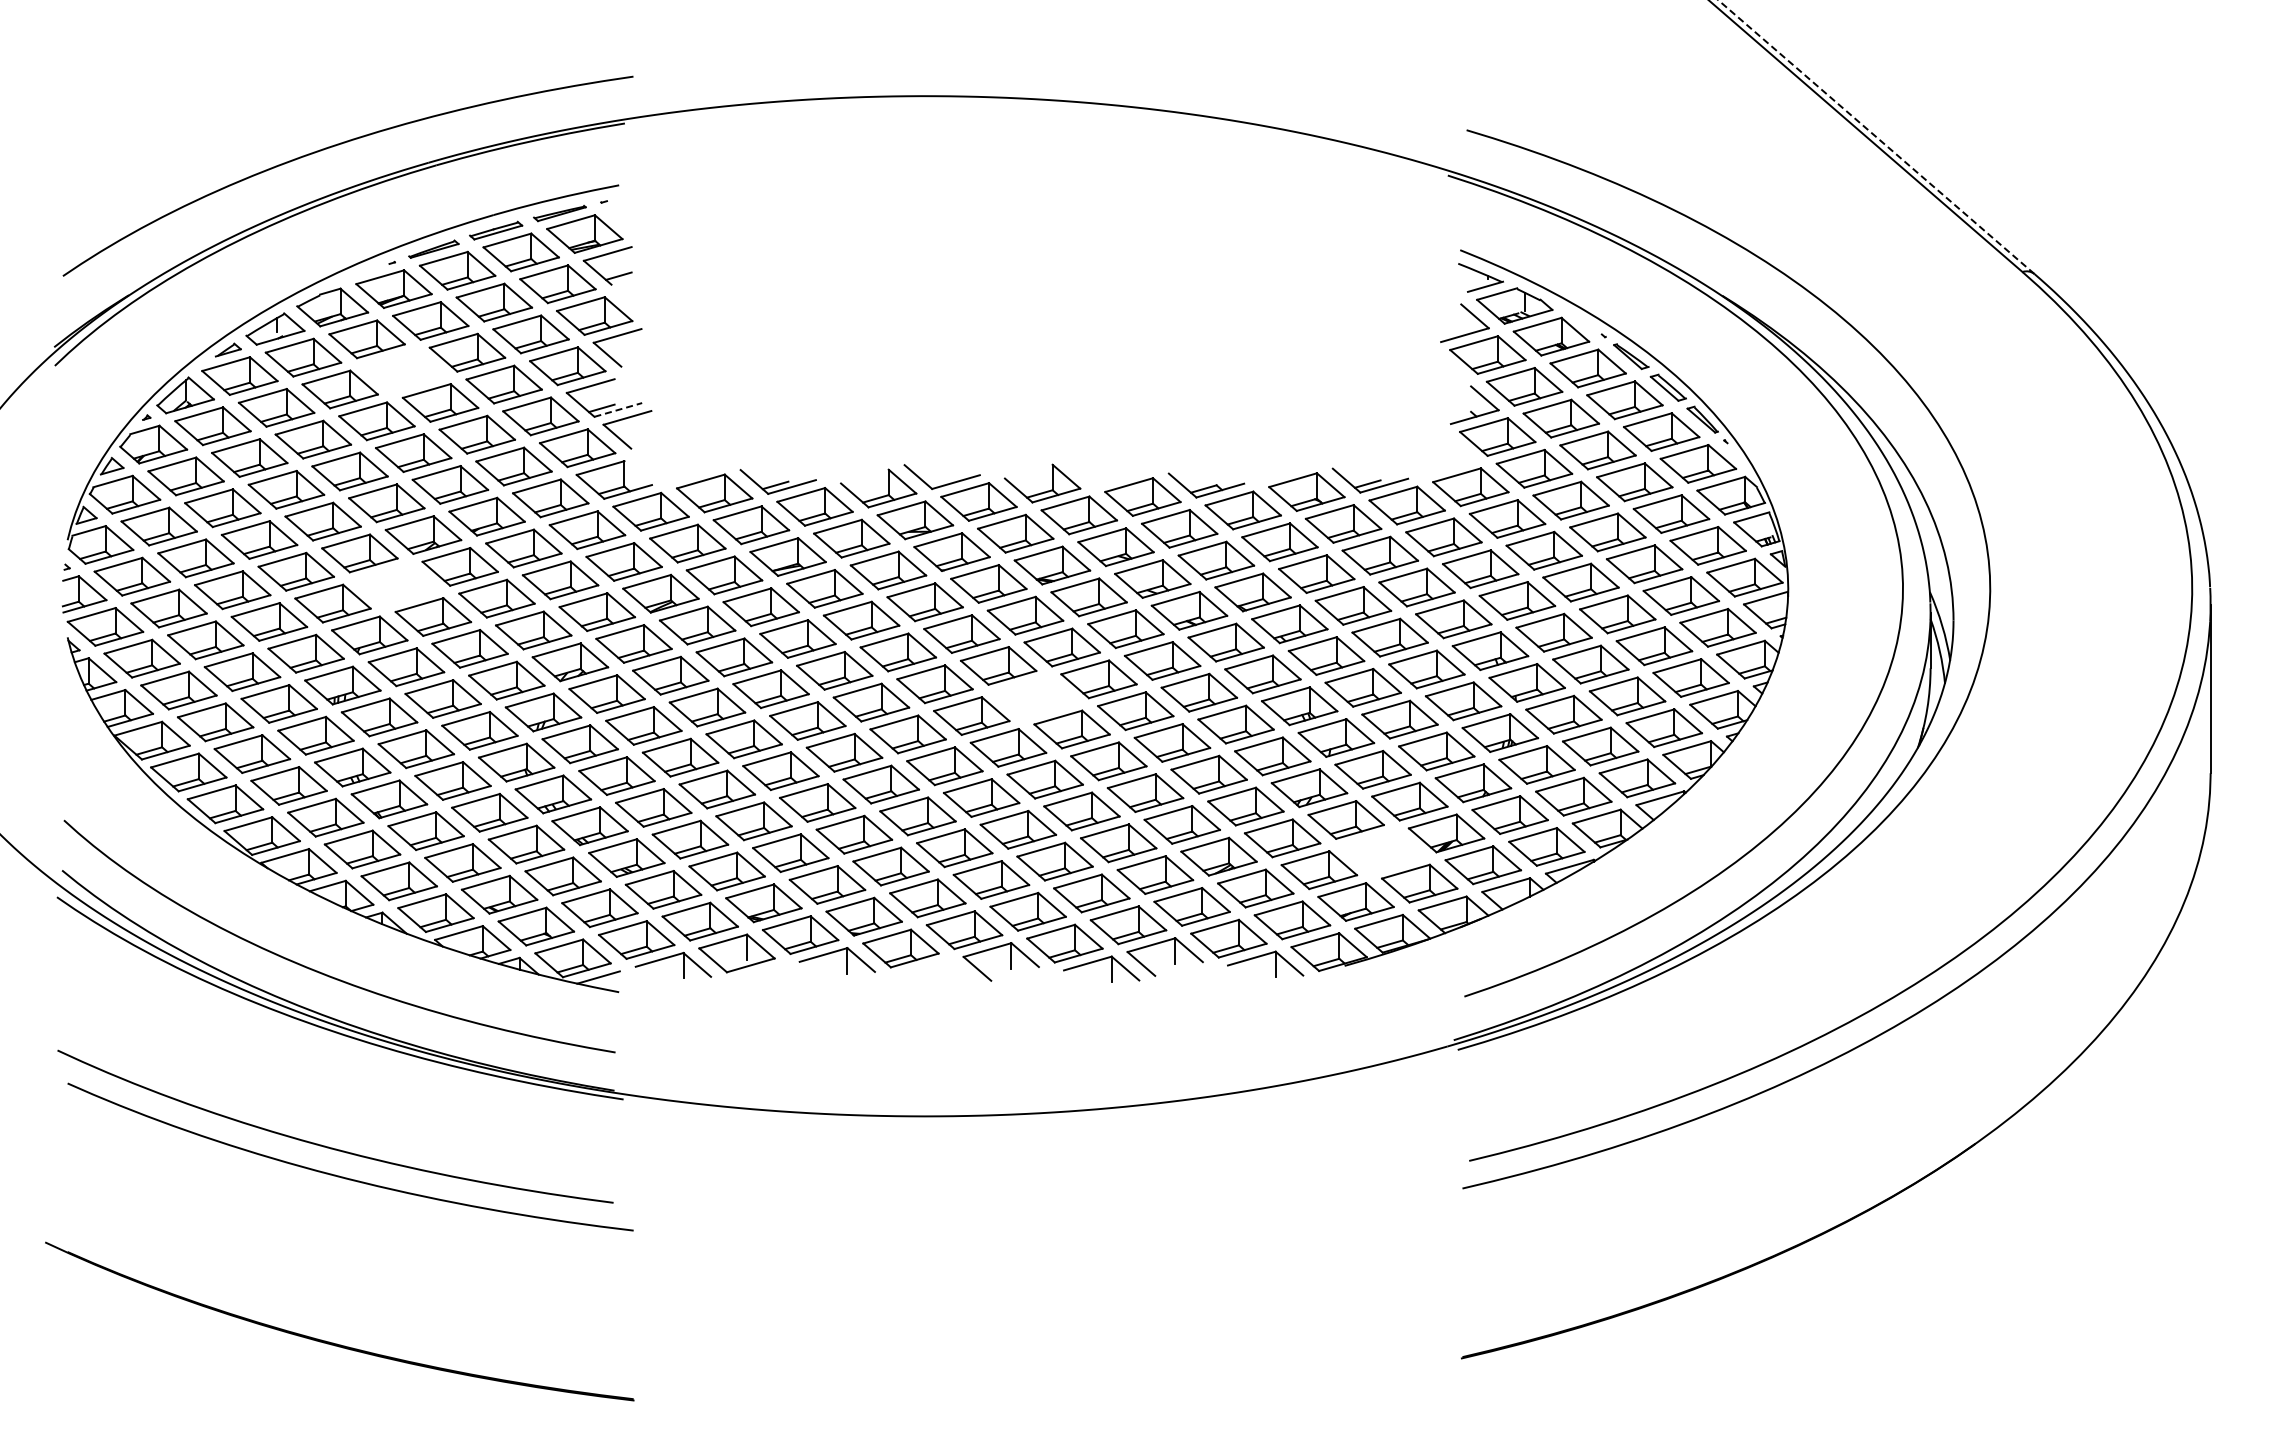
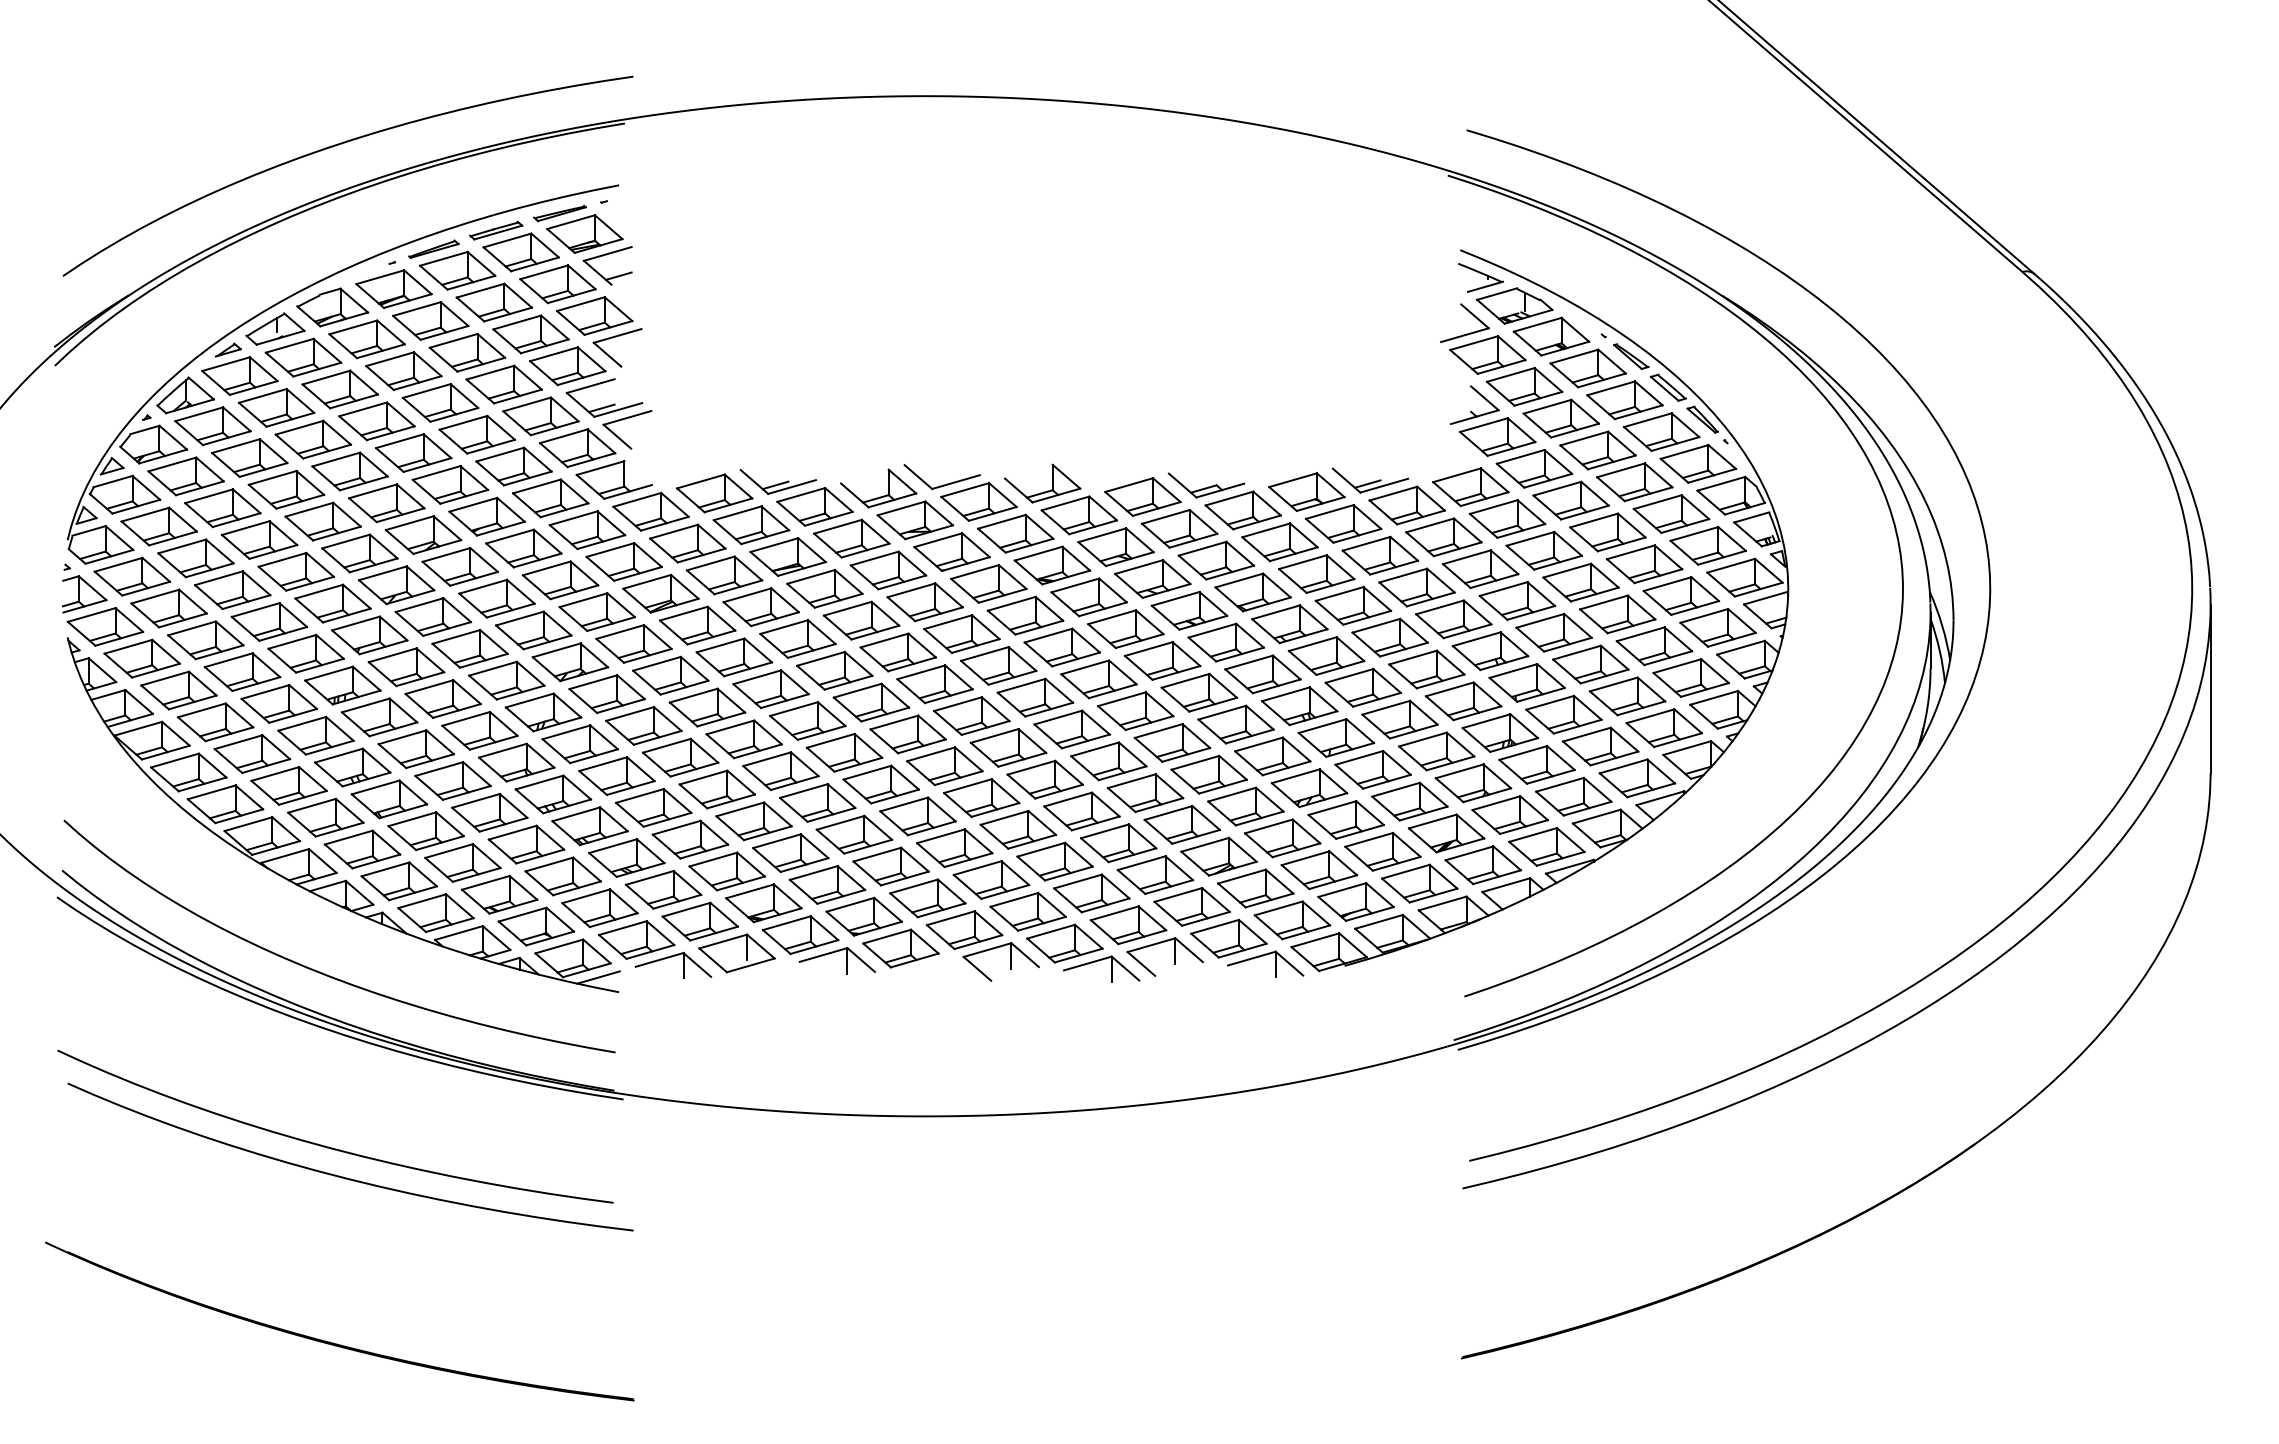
line: dashed -> solid (1875, 136)
part: none -> present (403, 371)
line: dashed -> solid (618, 409)
part: none -> present (396, 585)
part: none -> present (1035, 697)
part: none -> present (1382, 851)
